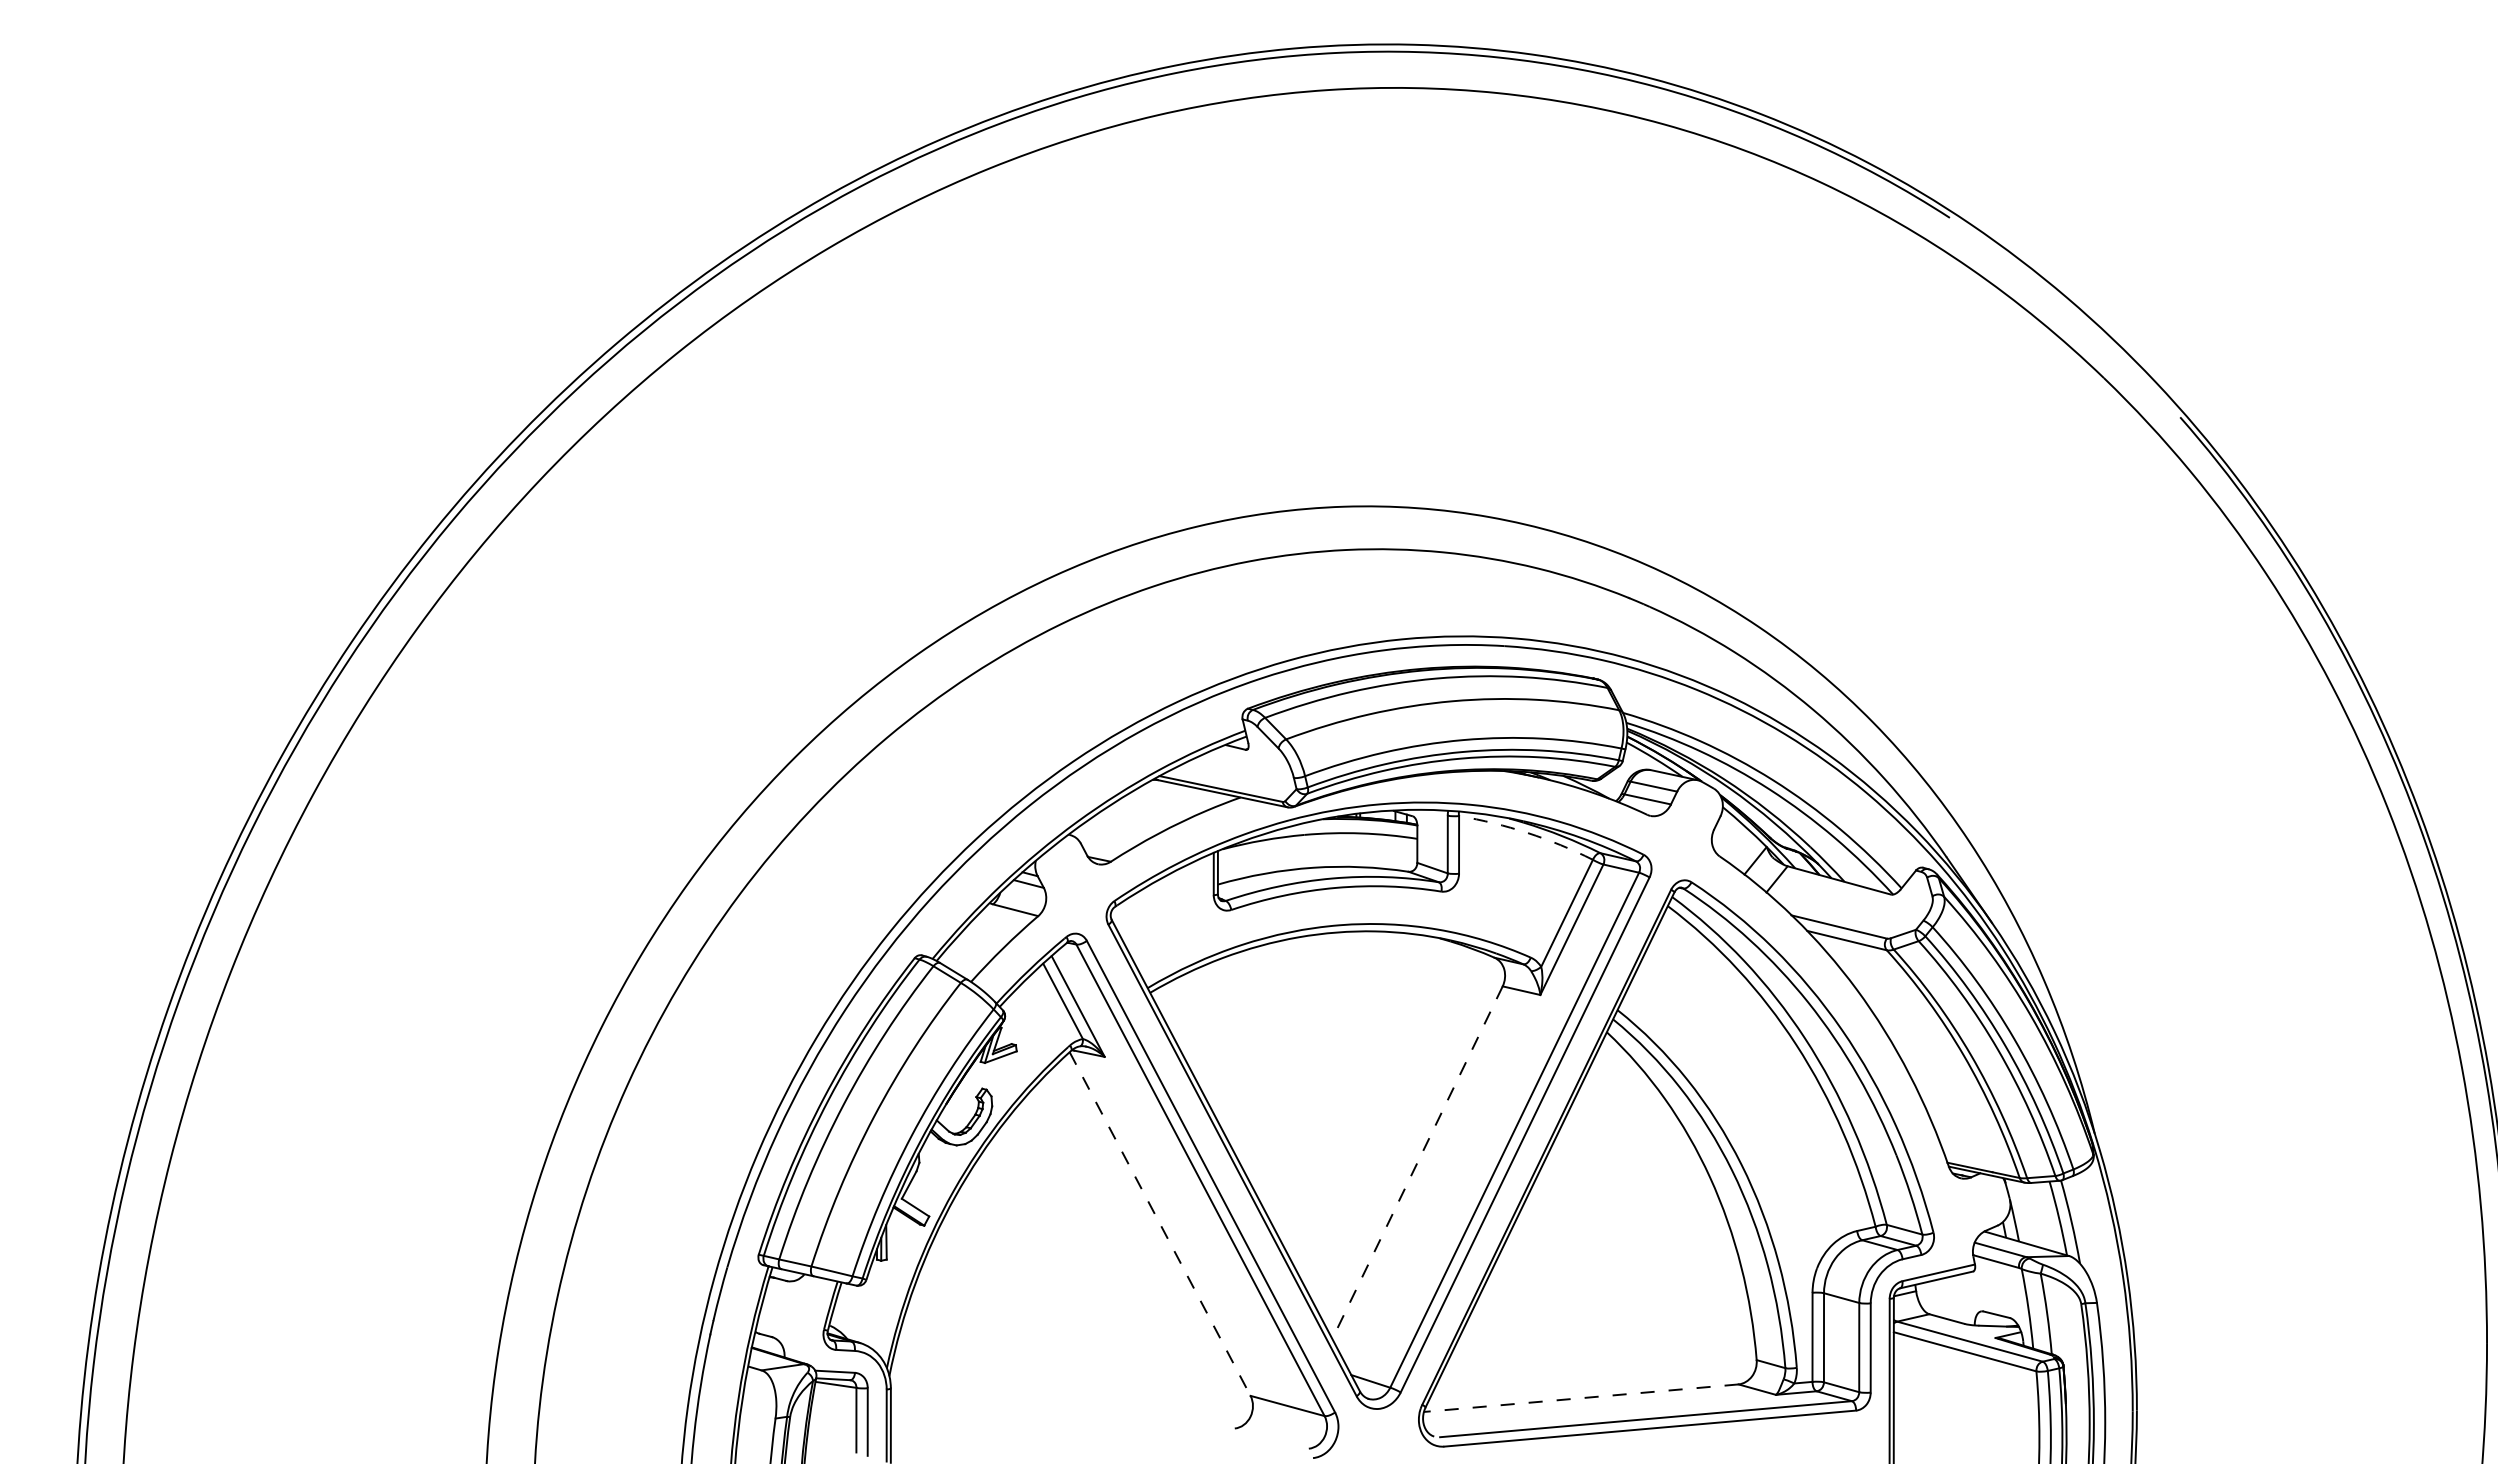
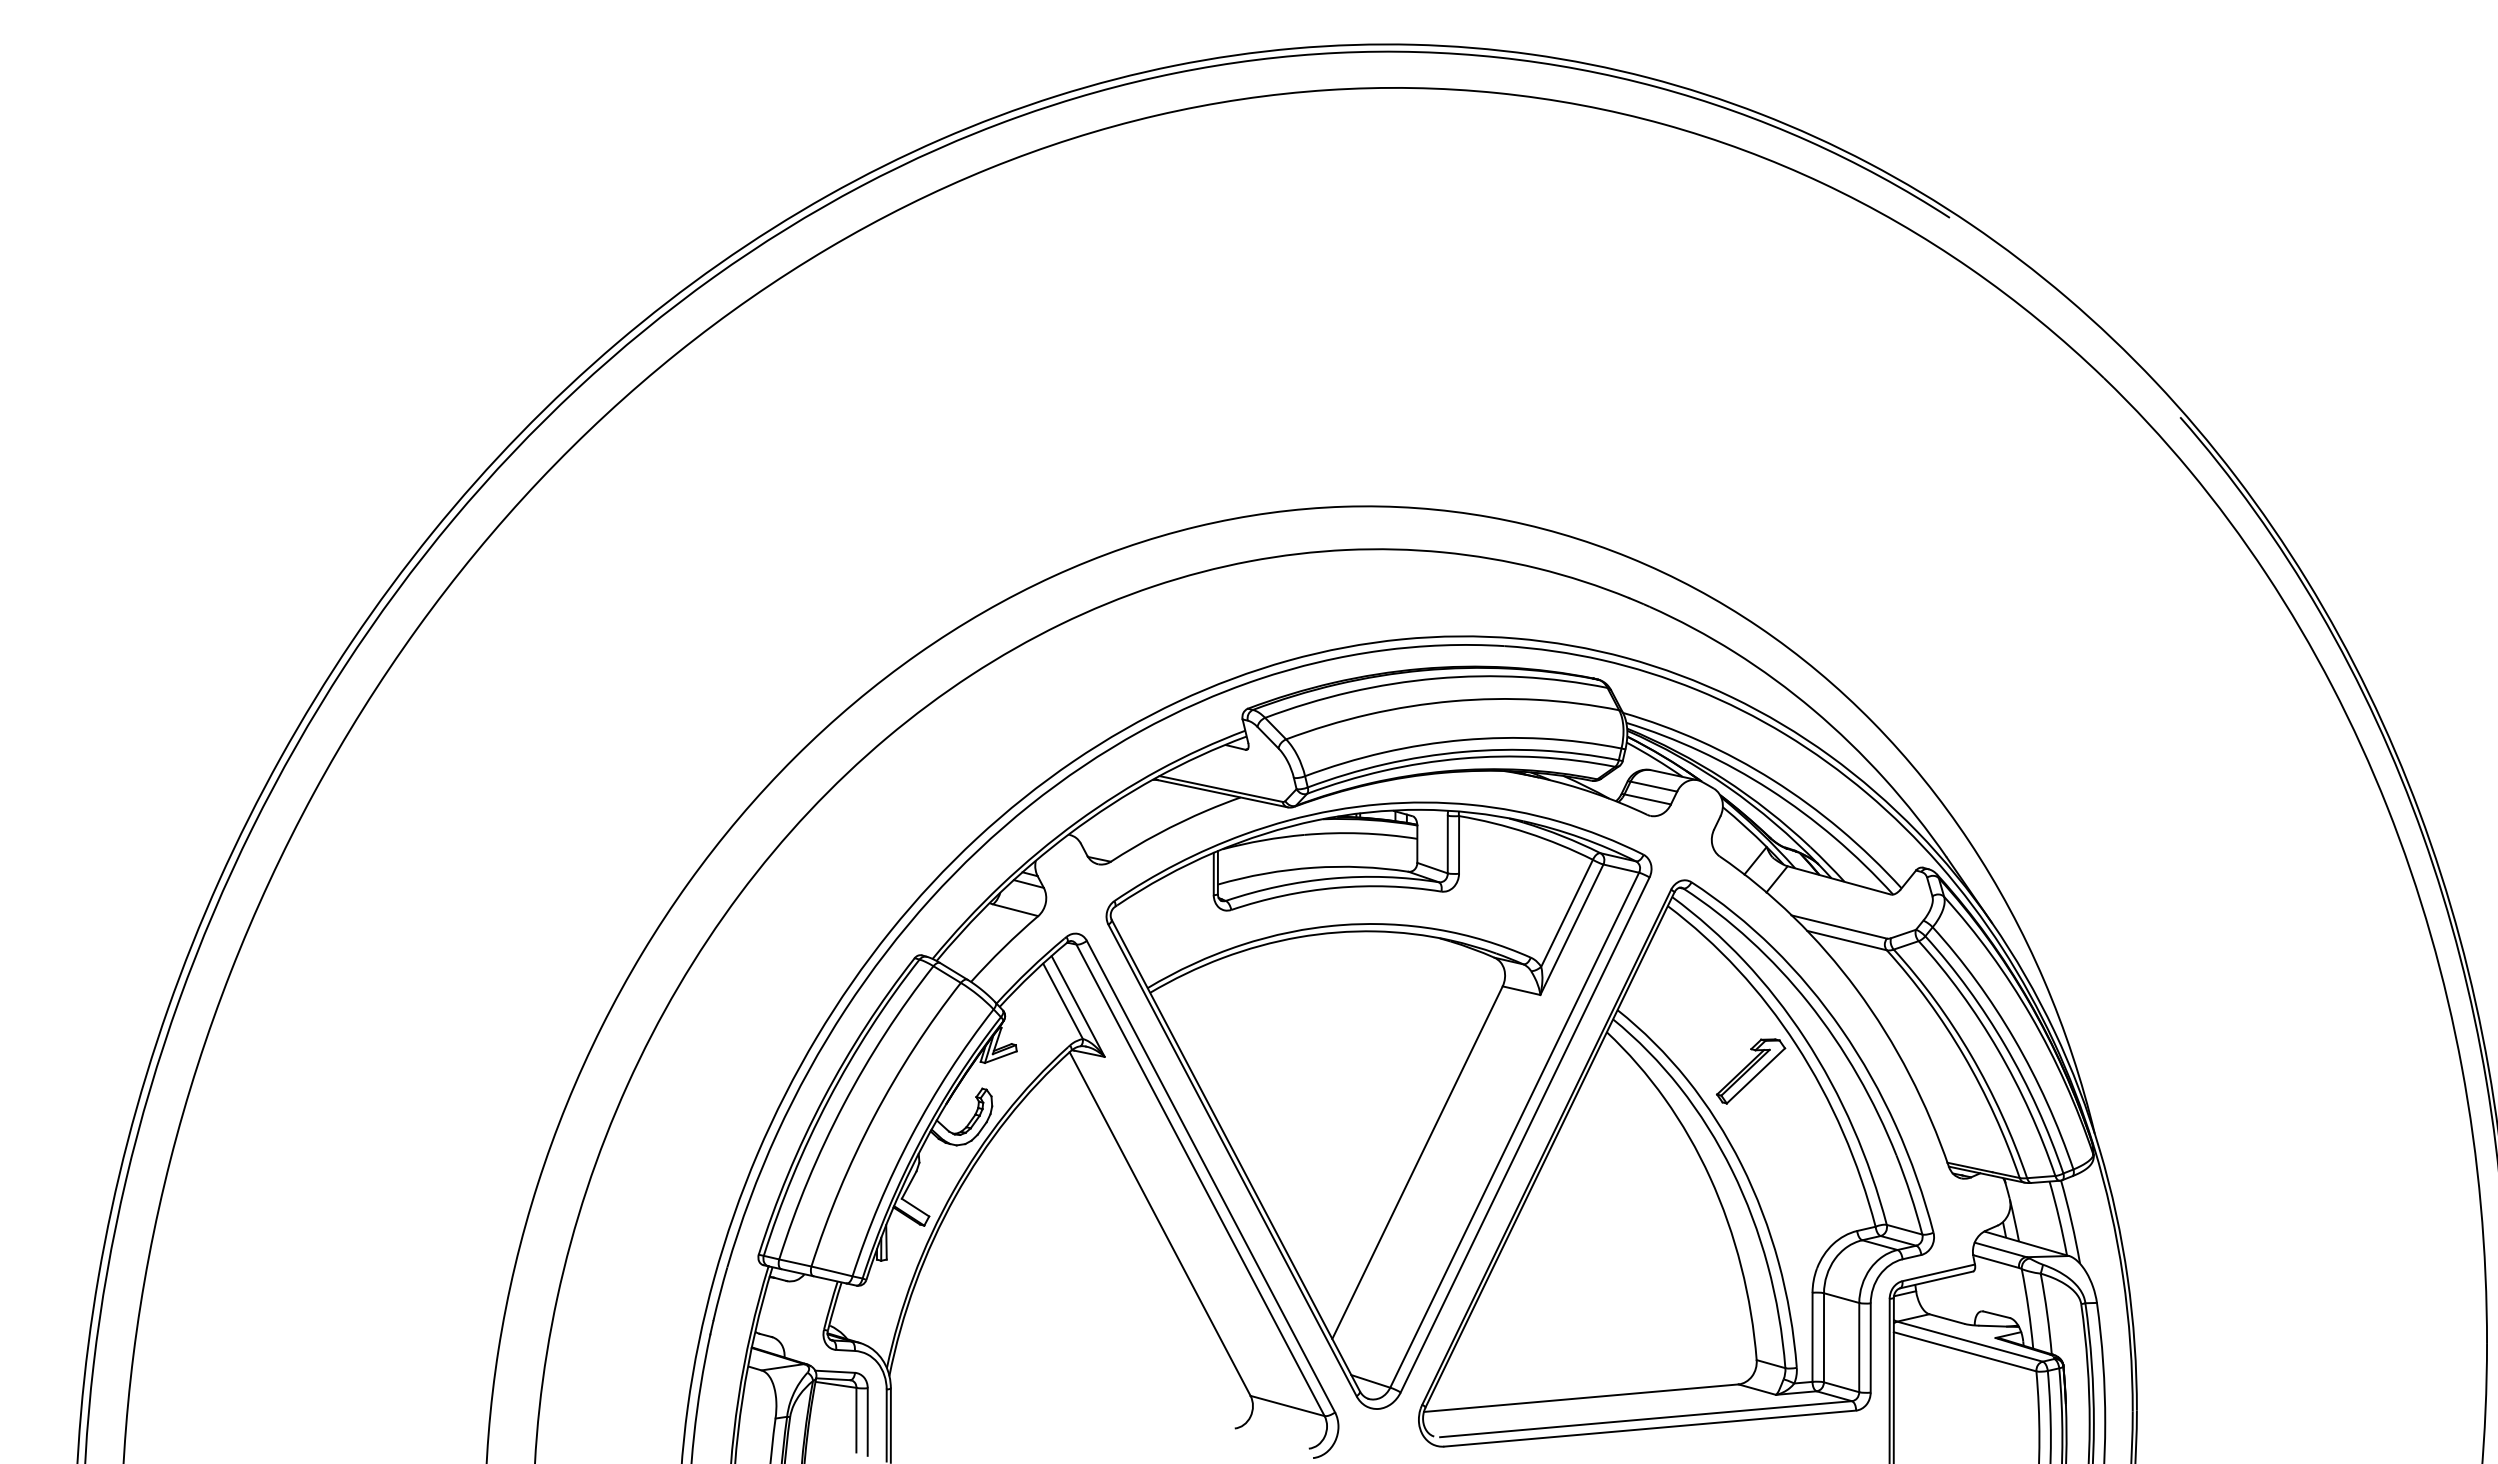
arc: dashed -> solid (1527, 832)
part: none -> present (1751, 1071)
line: dashed -> solid (1417, 1162)
line: dashed -> solid (1160, 1224)
line: dashed -> solid (1581, 1398)
